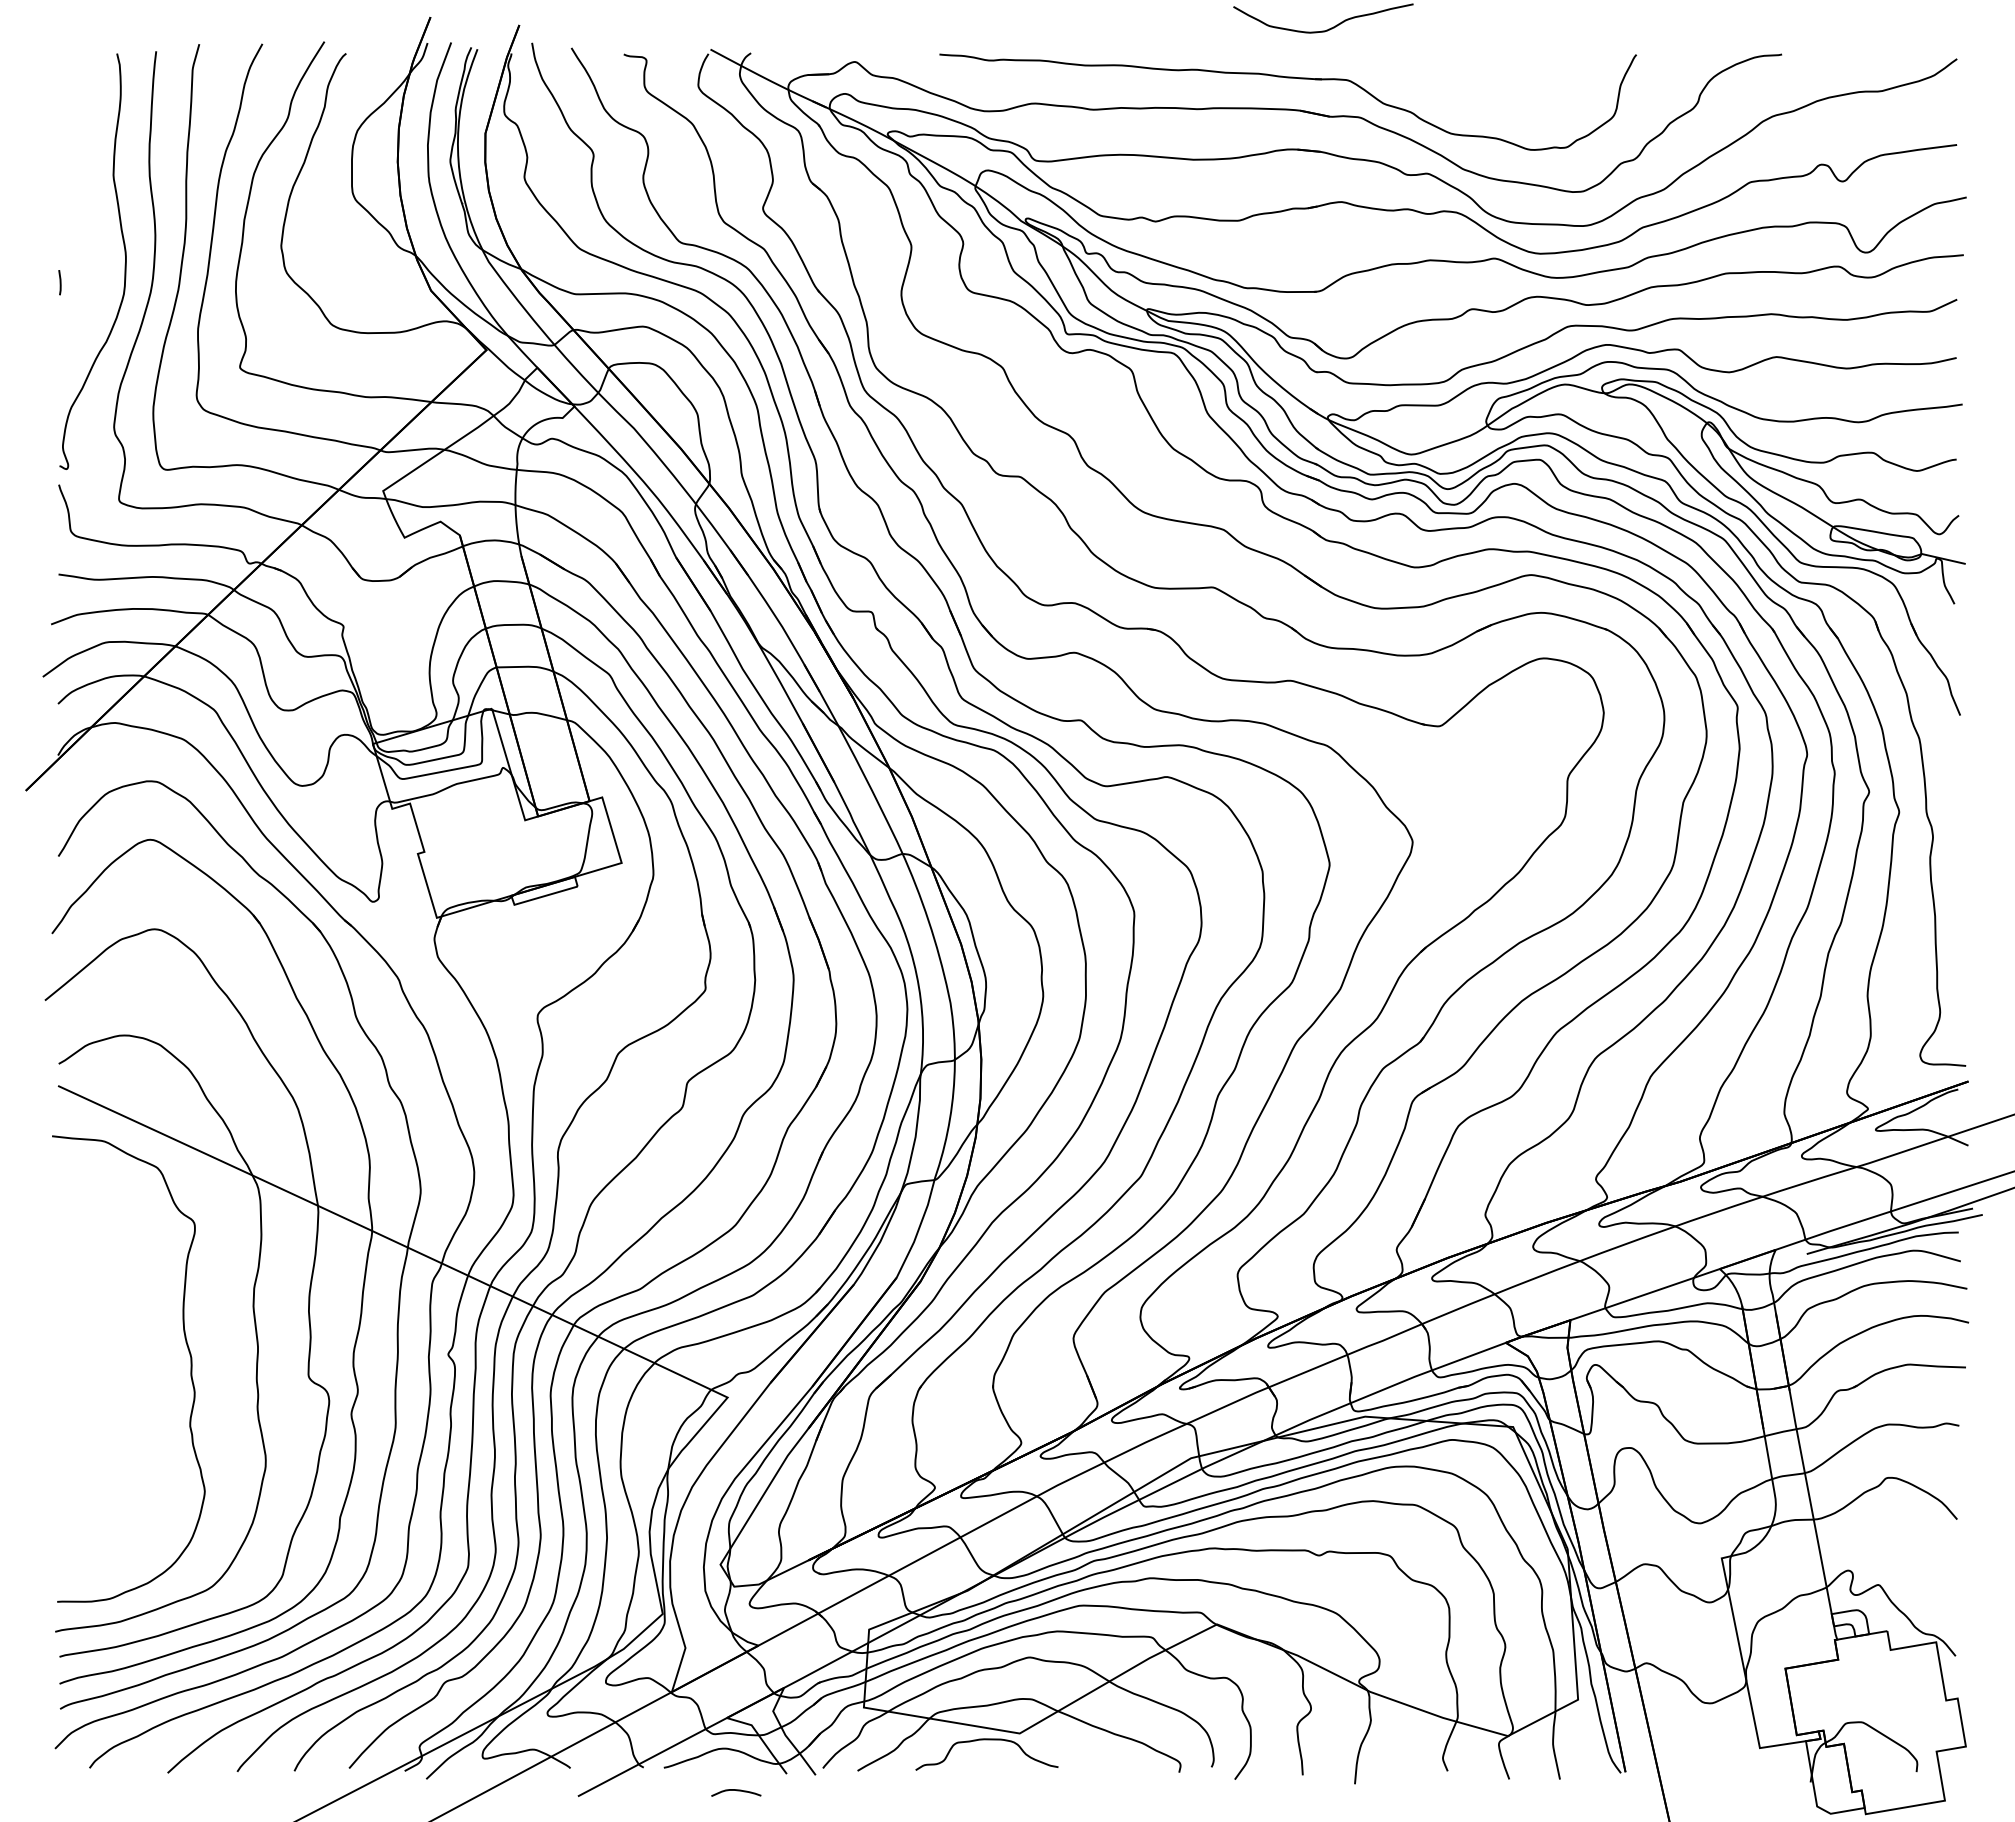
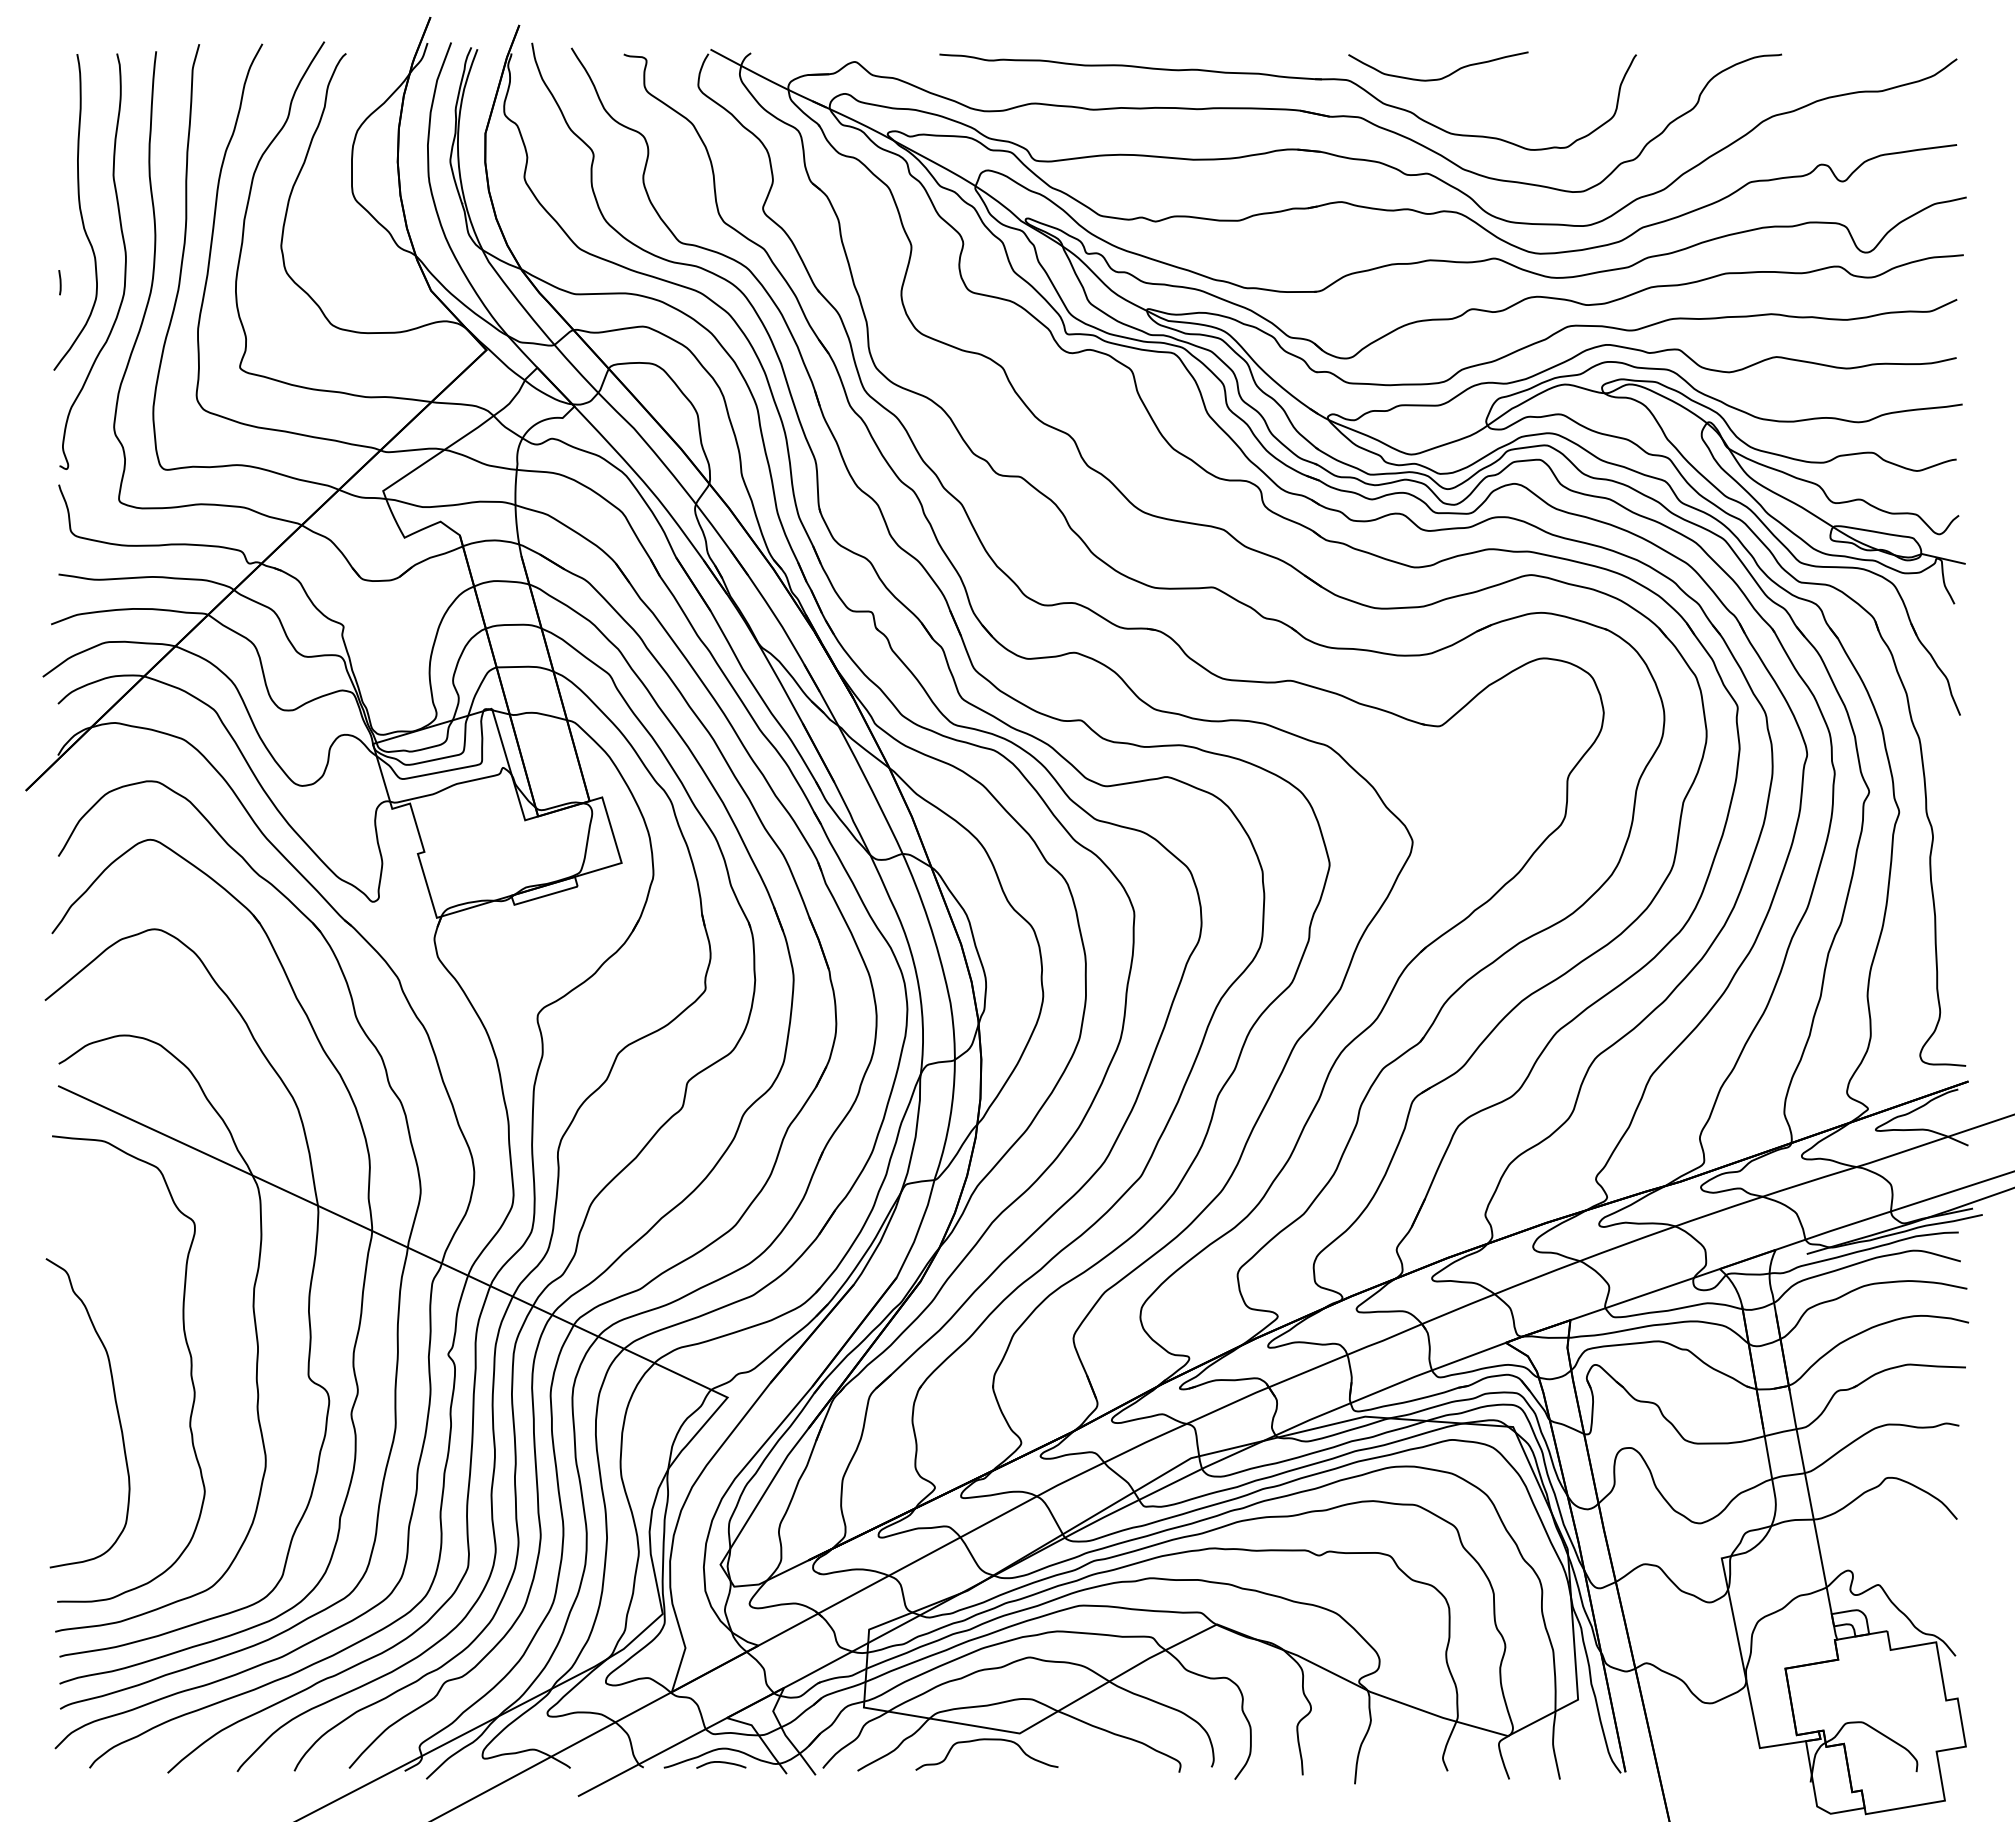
curve position: (1326, 29) -> (1441, 77) (1441, 77)
curve: none -> present (79, 211)
curve: none -> present (115, 1405)
curve position: (736, 1791) -> (721, 1763) (721, 1763)
